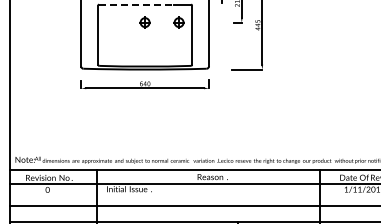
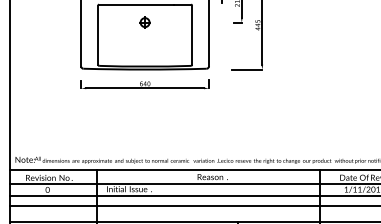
line: dashed -> solid (136, 4)
part: present -> none (178, 22)
line: none -> present (193, 195)
